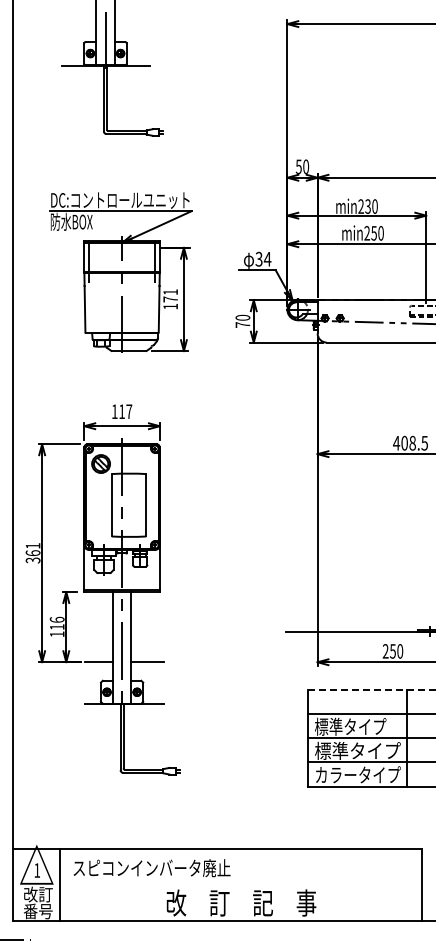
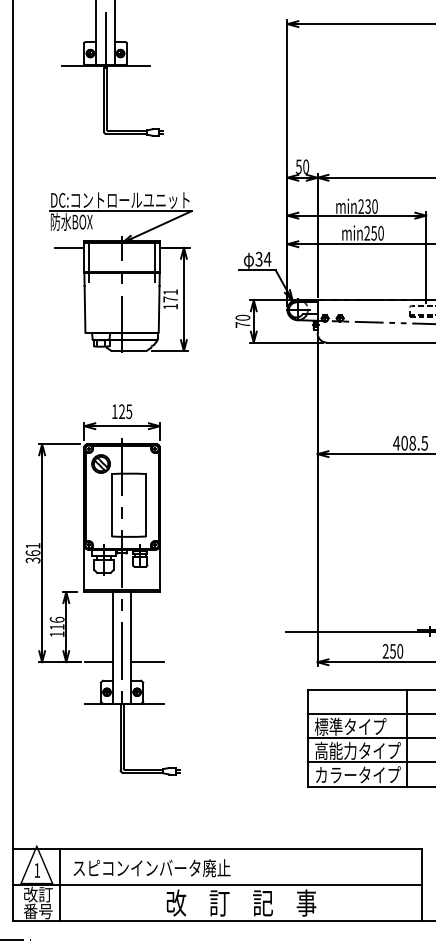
line: none -> present (69, 247)
text: 117 -> 125 (125, 411)
line: dashed -> solid (371, 690)
text: 標準タイプ -> 高能力タイプ (357, 750)
line: none -> present (217, 885)
